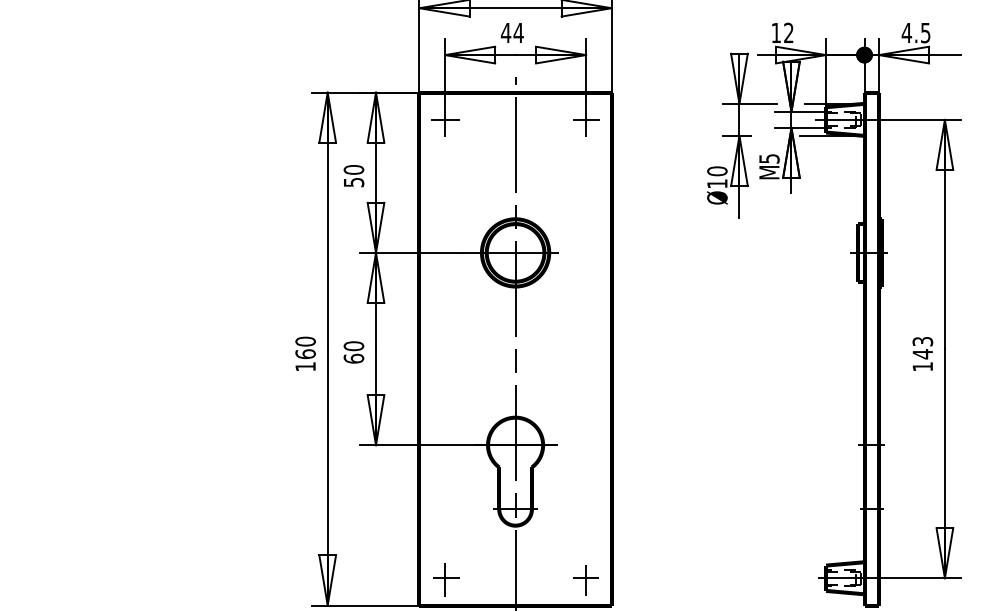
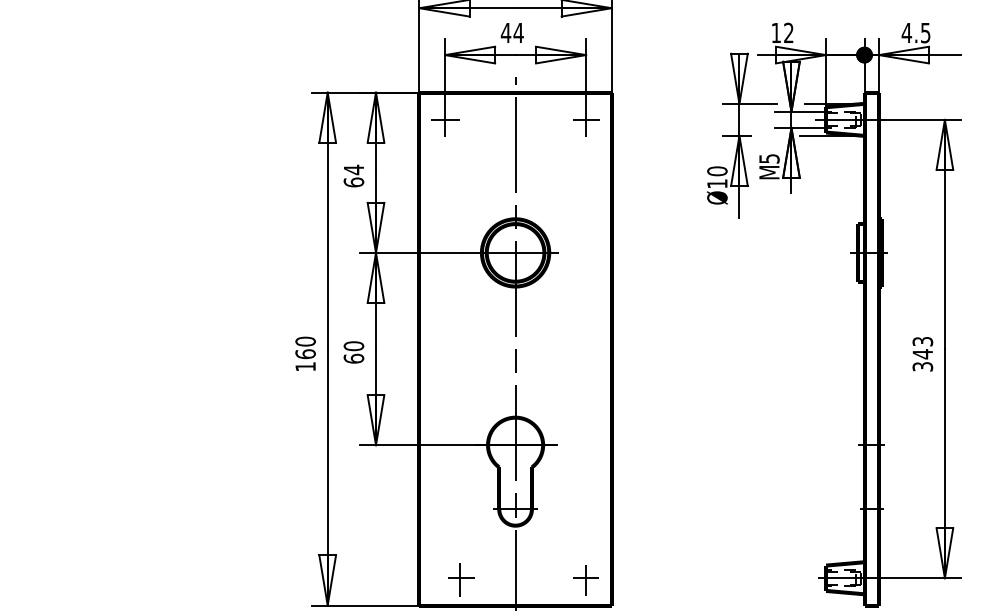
text: 50 -> 64 (353, 175)
text: 143 -> 343 (922, 366)
part position: (446, 579) -> (461, 579) (461, 579)
